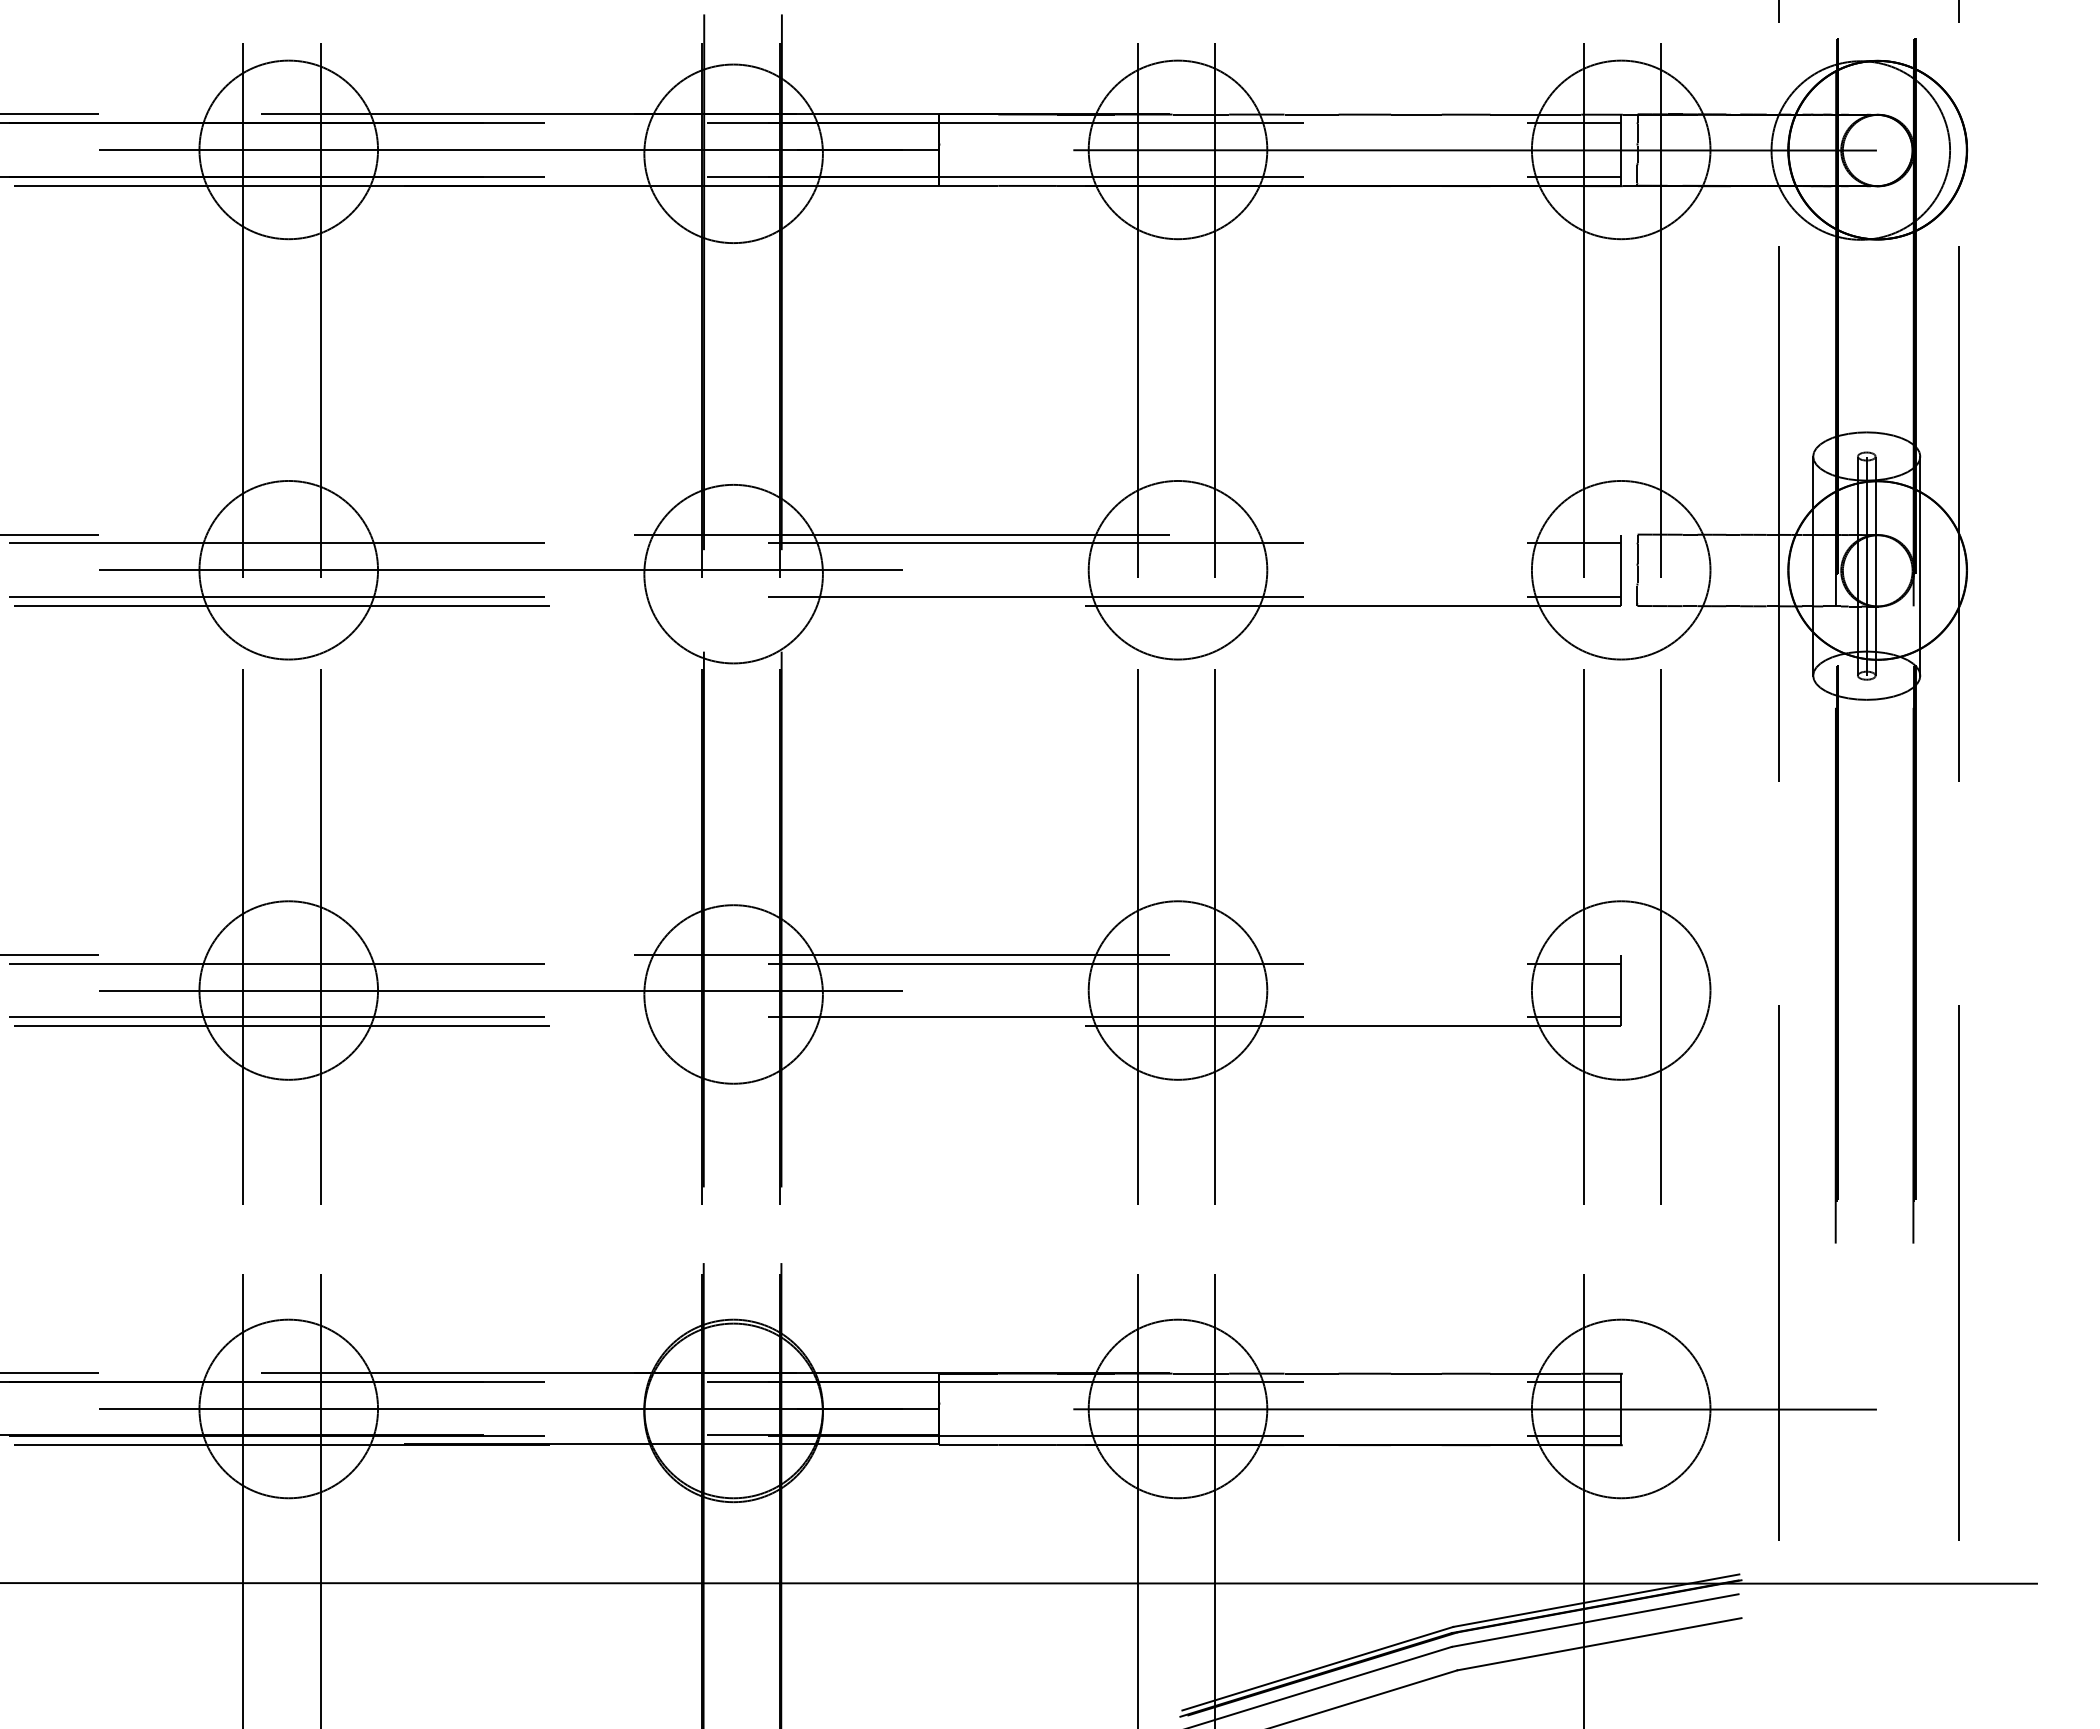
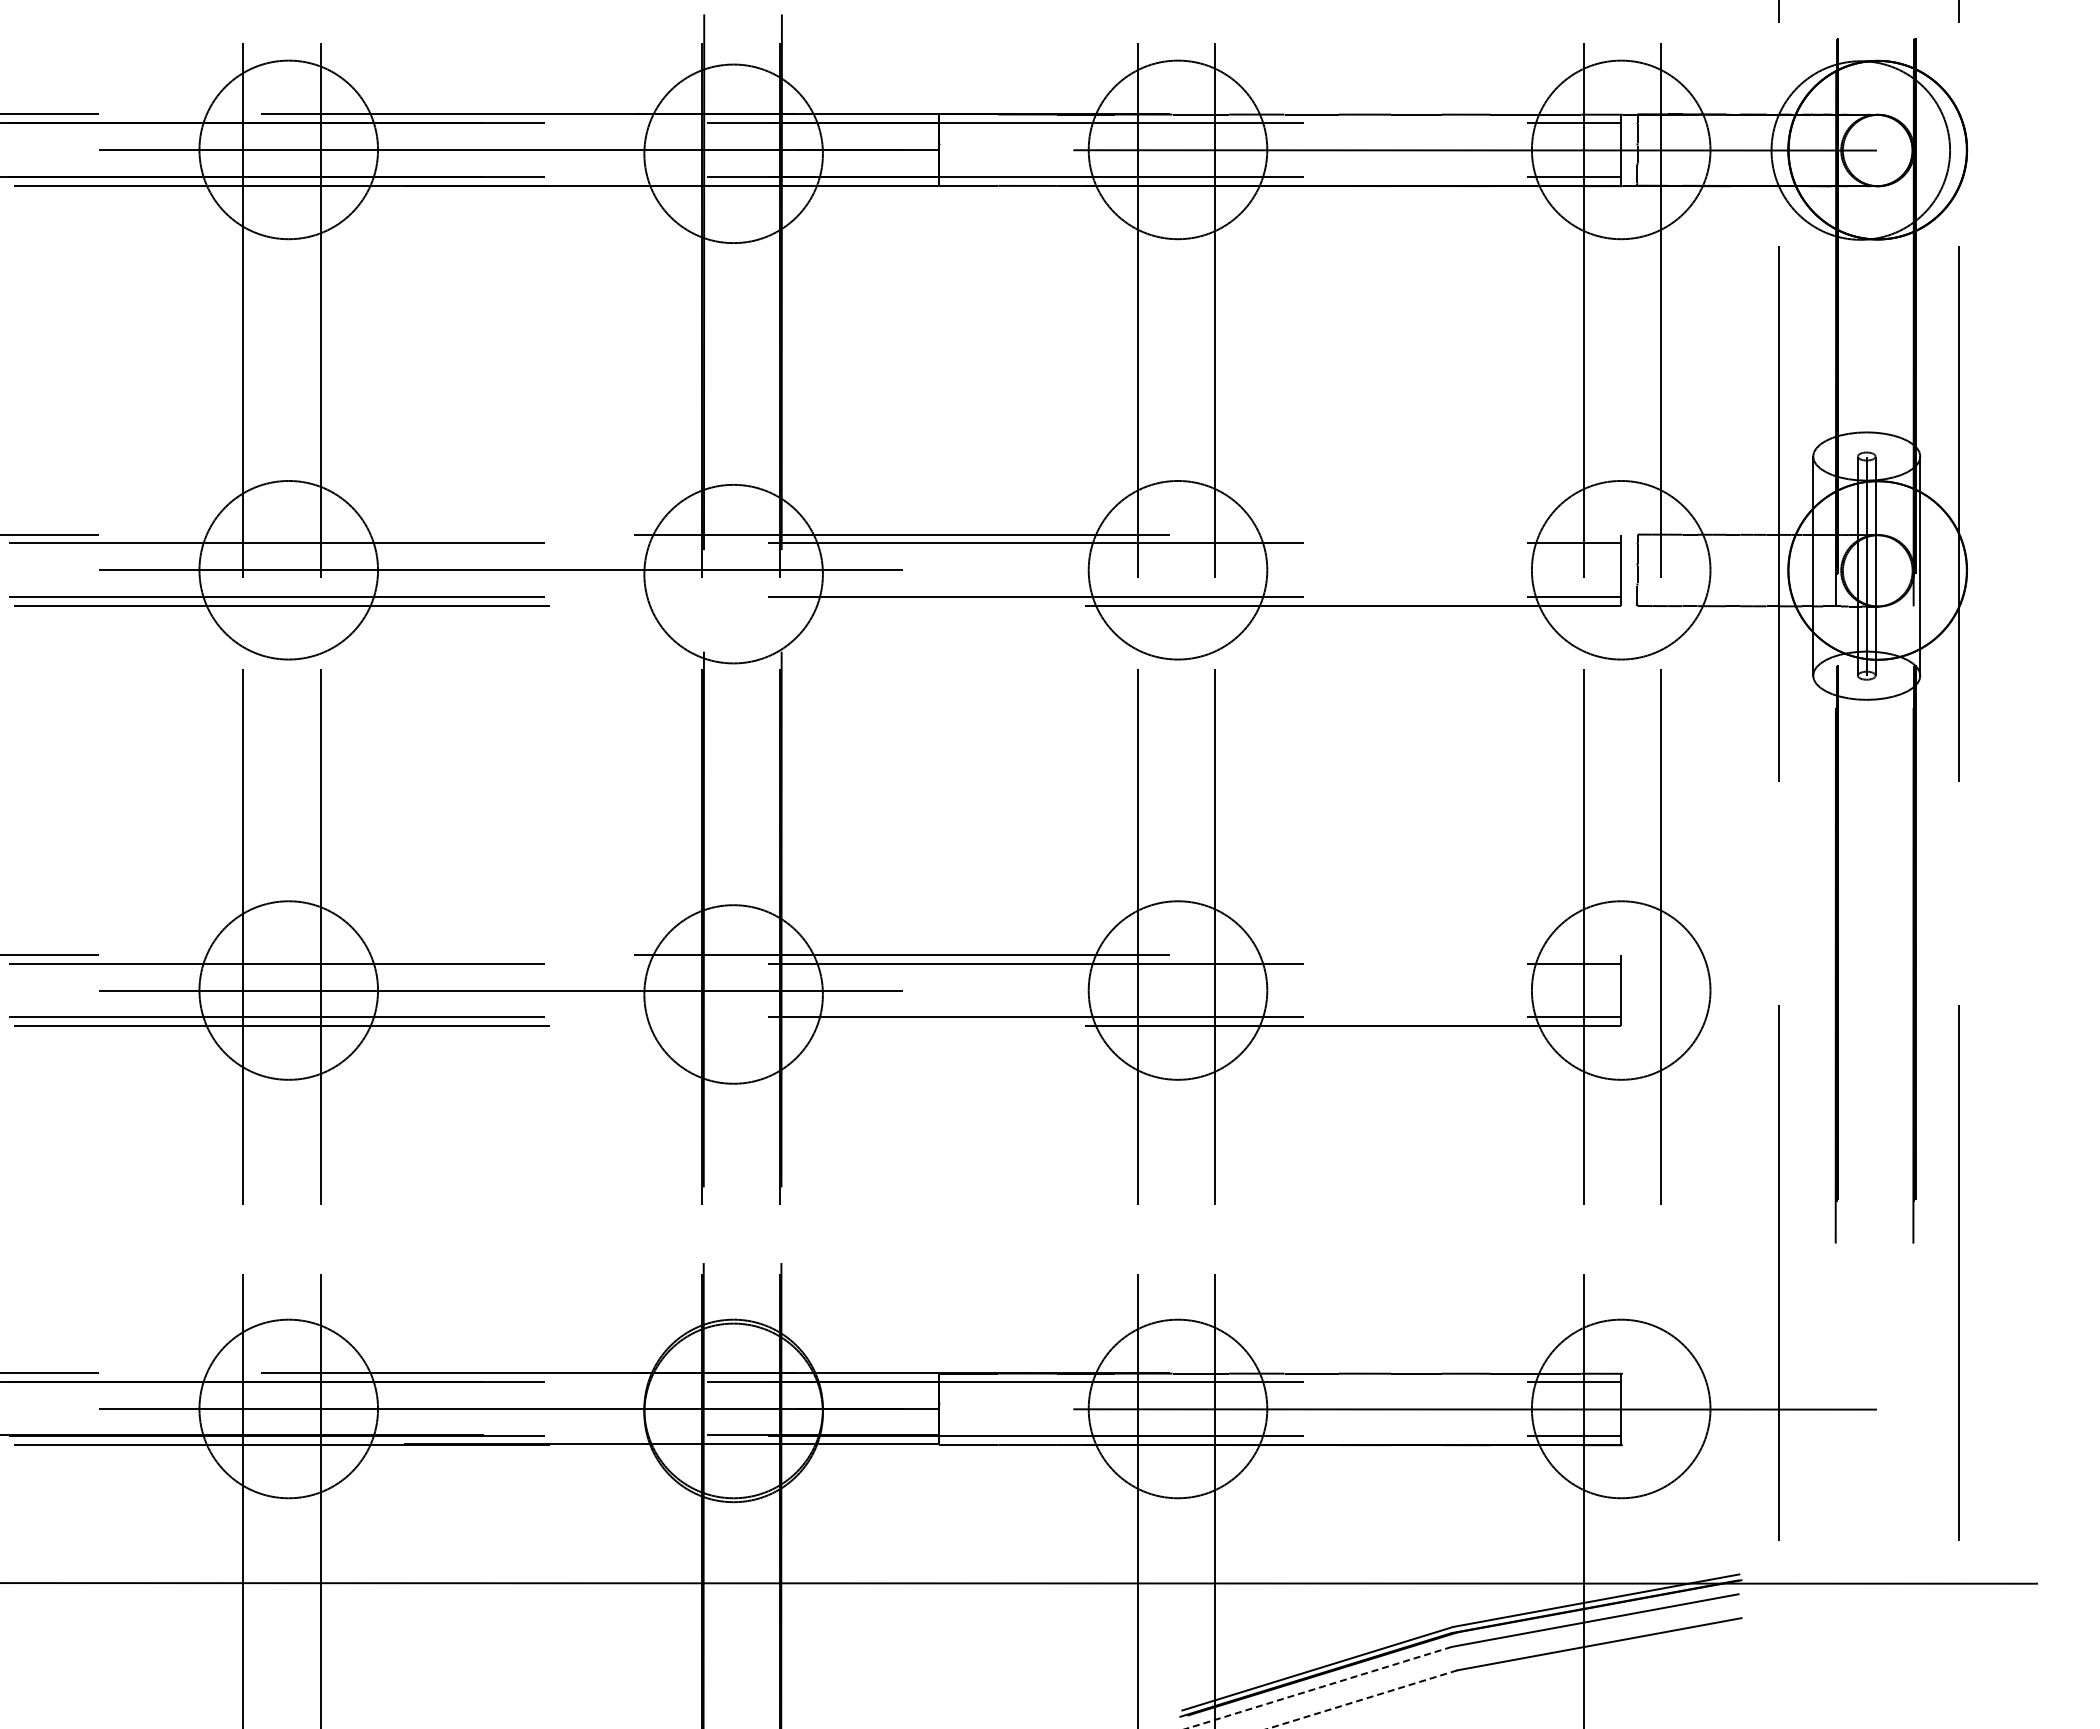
line: solid -> dashed (1318, 1688)
line: solid -> dashed (1362, 1699)
